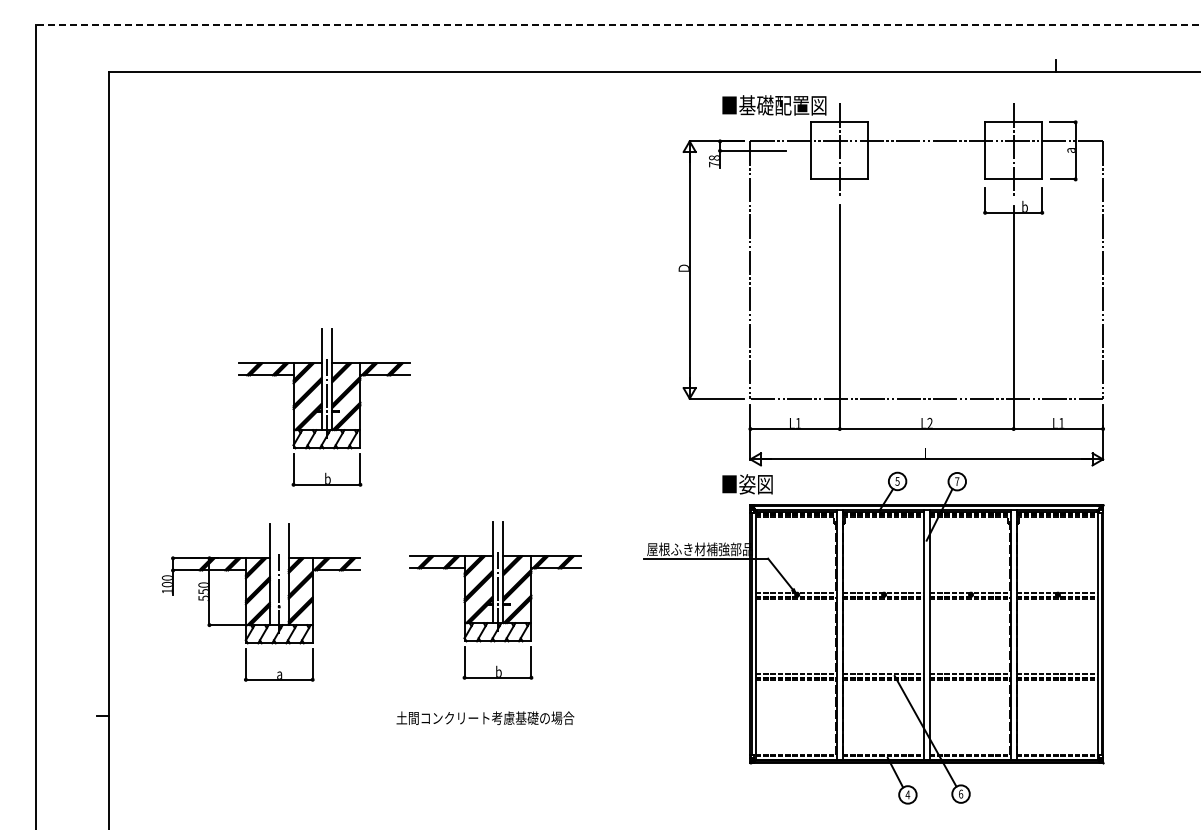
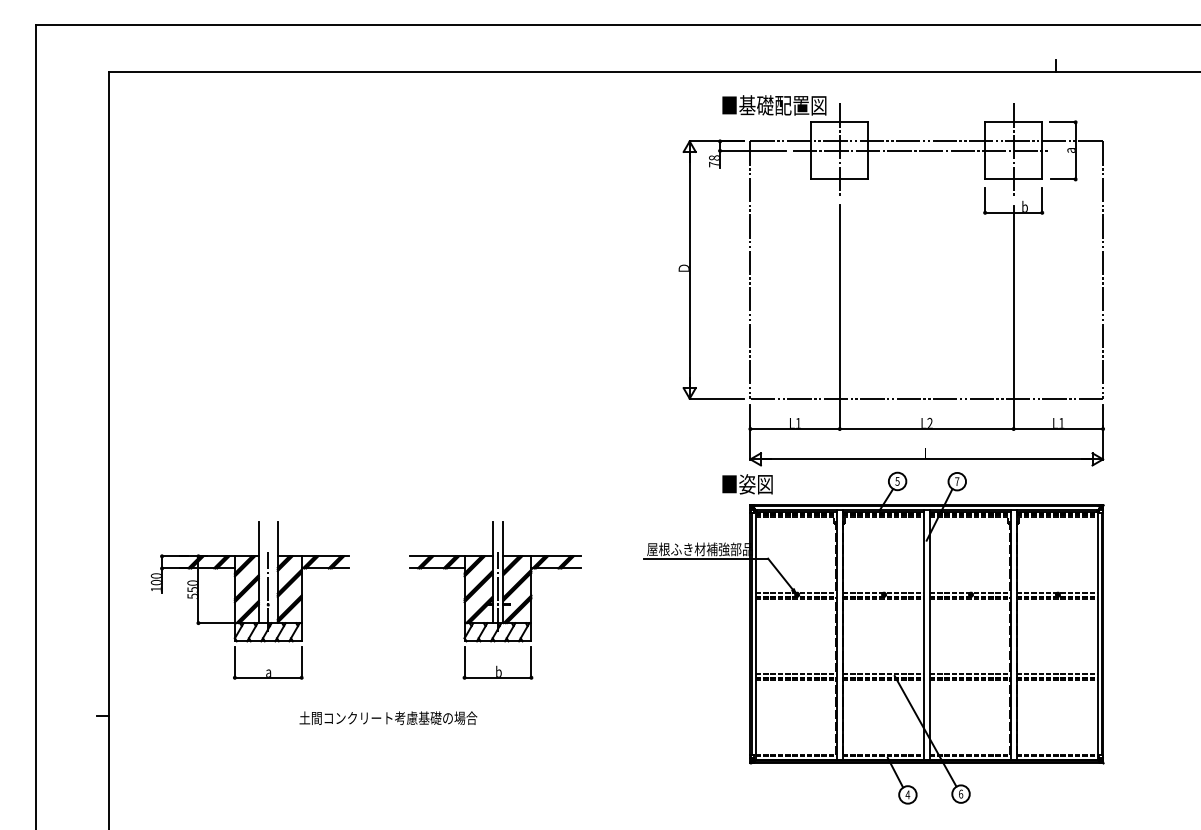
line: dashed -> solid (617, 24)
line: none -> present (919, 150)
part: present -> none (324, 407)
part position: (260, 602) -> (249, 600) (249, 600)
text position: (485, 717) -> (388, 717) (388, 717)
